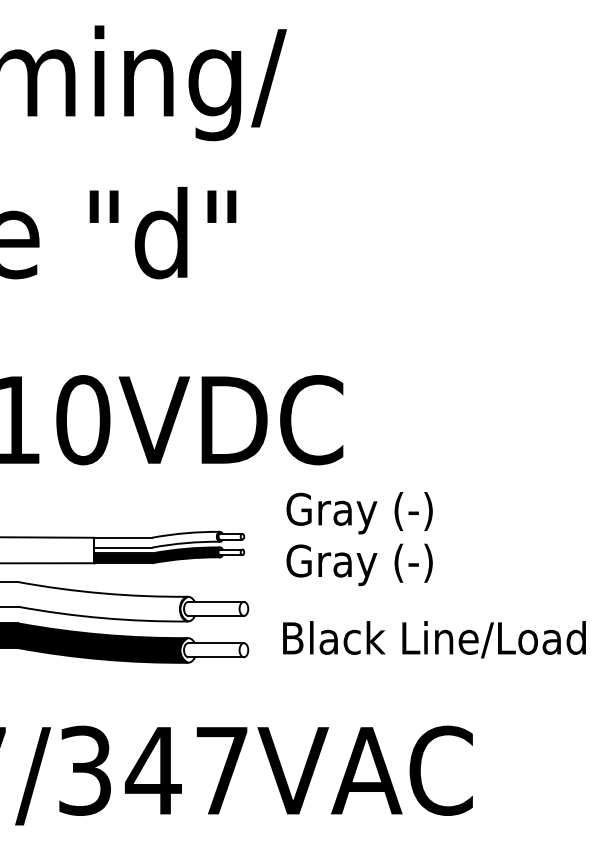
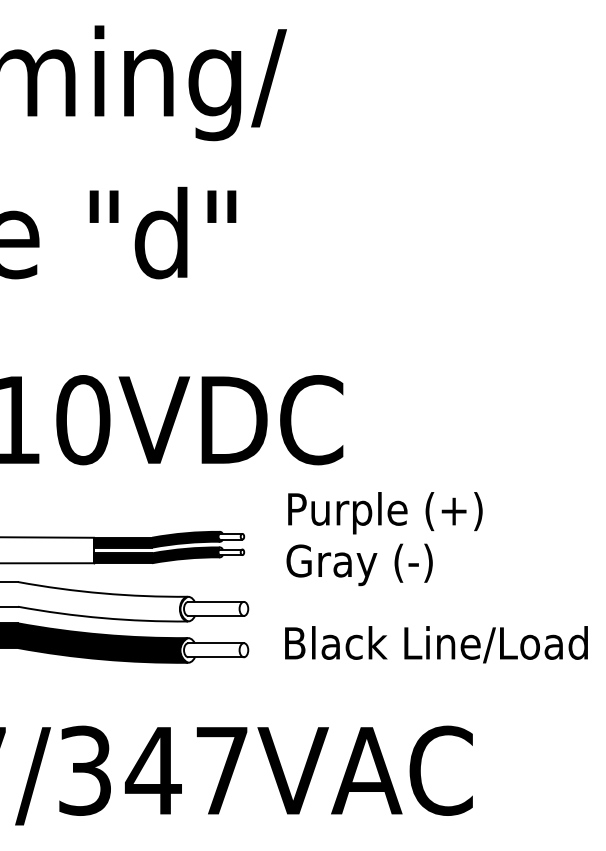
text: Gray (-) -> Purple (+) (384, 513)
fill: none -> present (157, 539)
text position: (434, 639) -> (436, 644) (436, 644)
